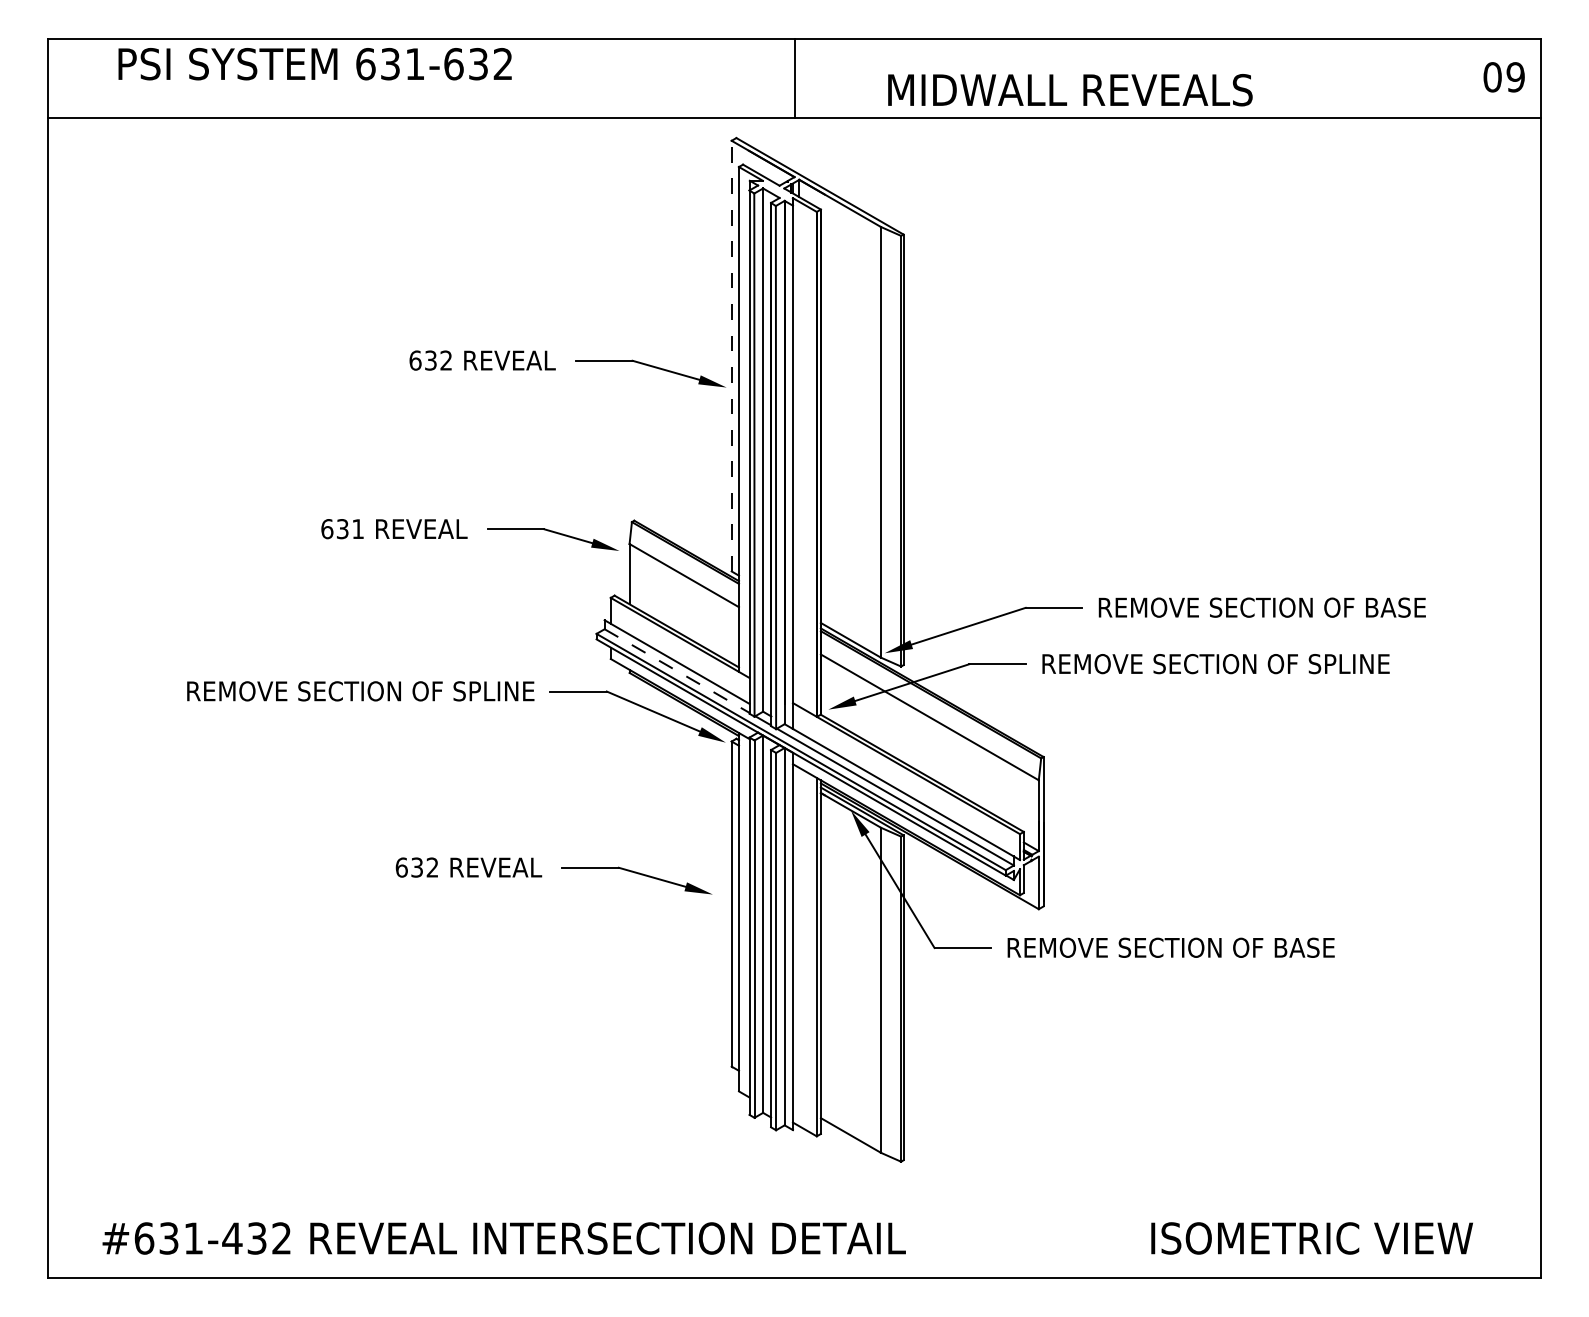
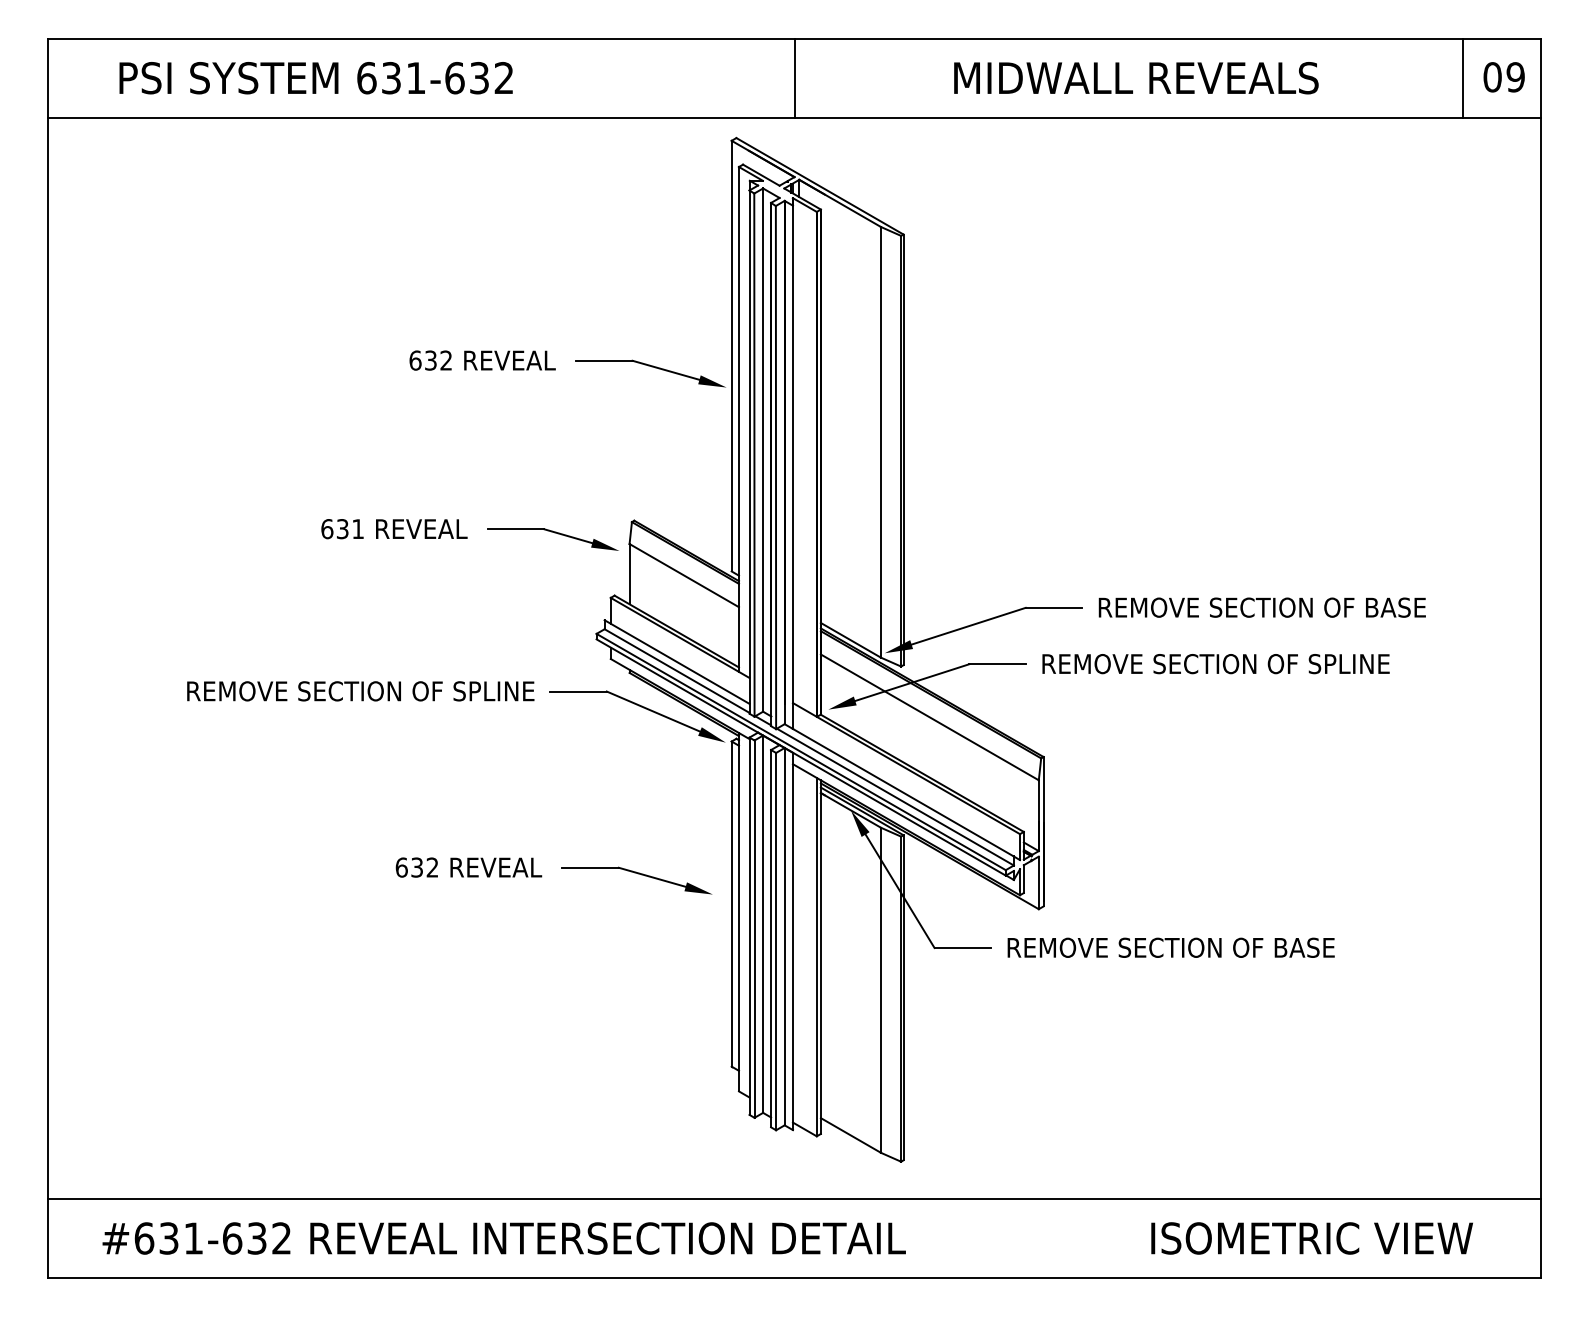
text position: (314, 64) -> (315, 78) (315, 78)
line: none -> present (1462, 78)
text position: (1070, 90) -> (1136, 78) (1136, 78)
line: dashed -> solid (731, 355)
line: dashed -> solid (677, 671)
line: none -> present (794, 1199)
text: #631-432 -> #631-632 (232, 1238)
